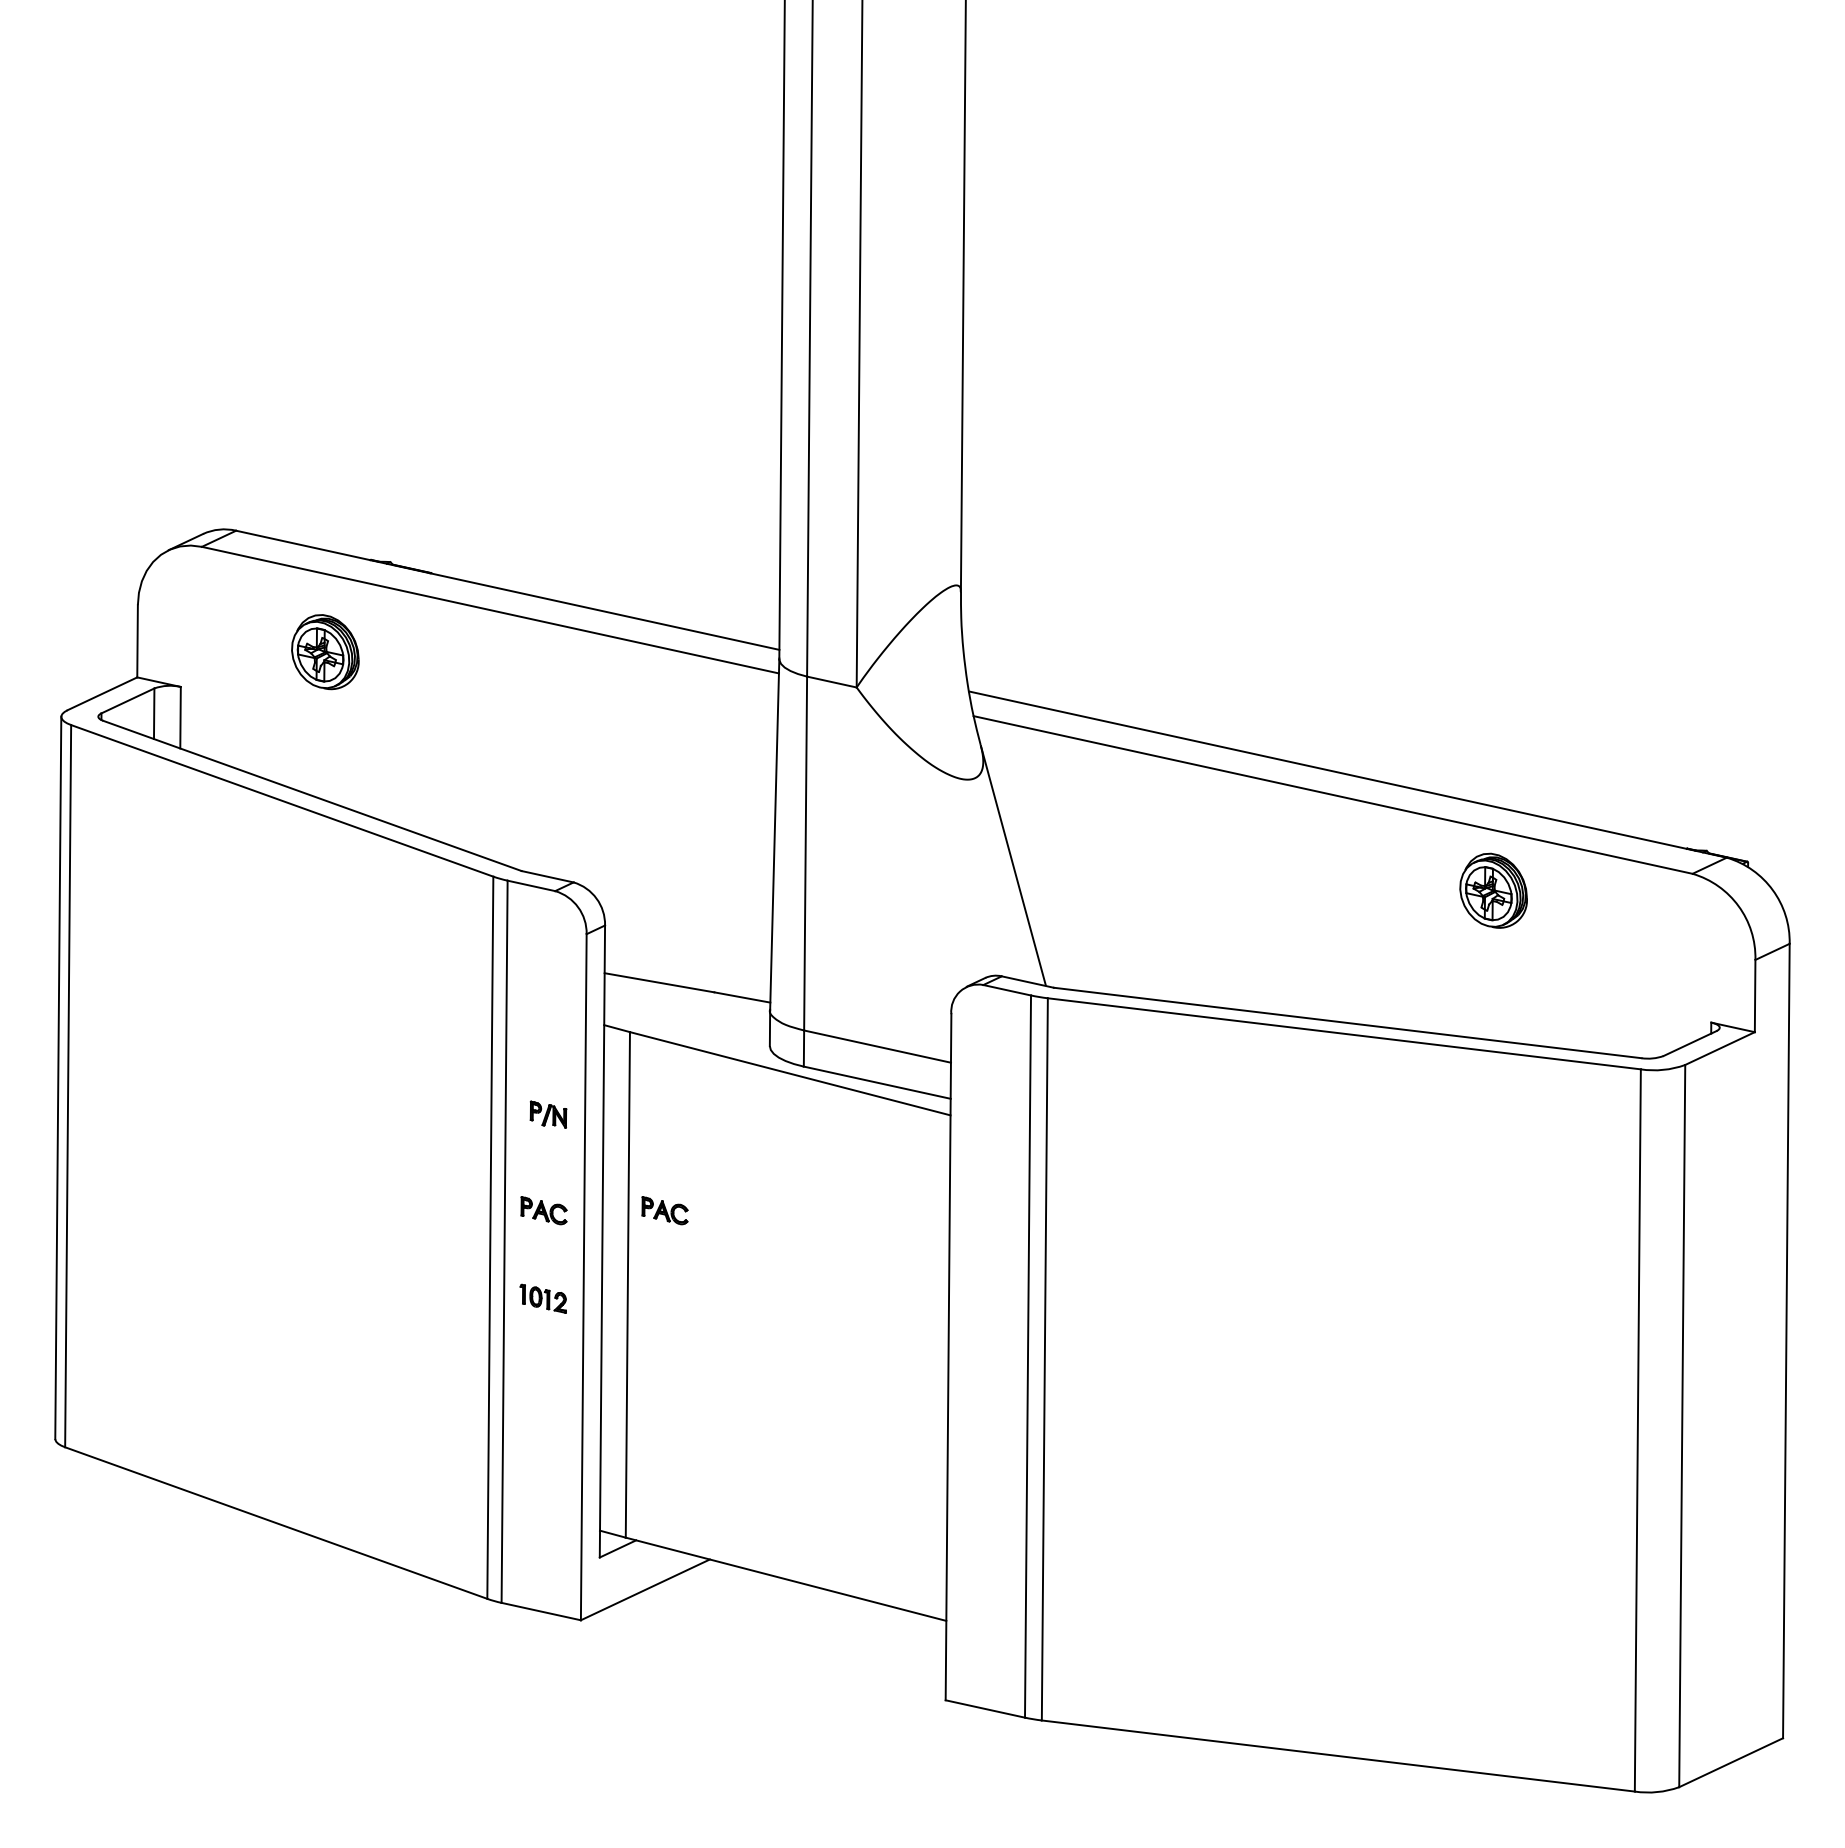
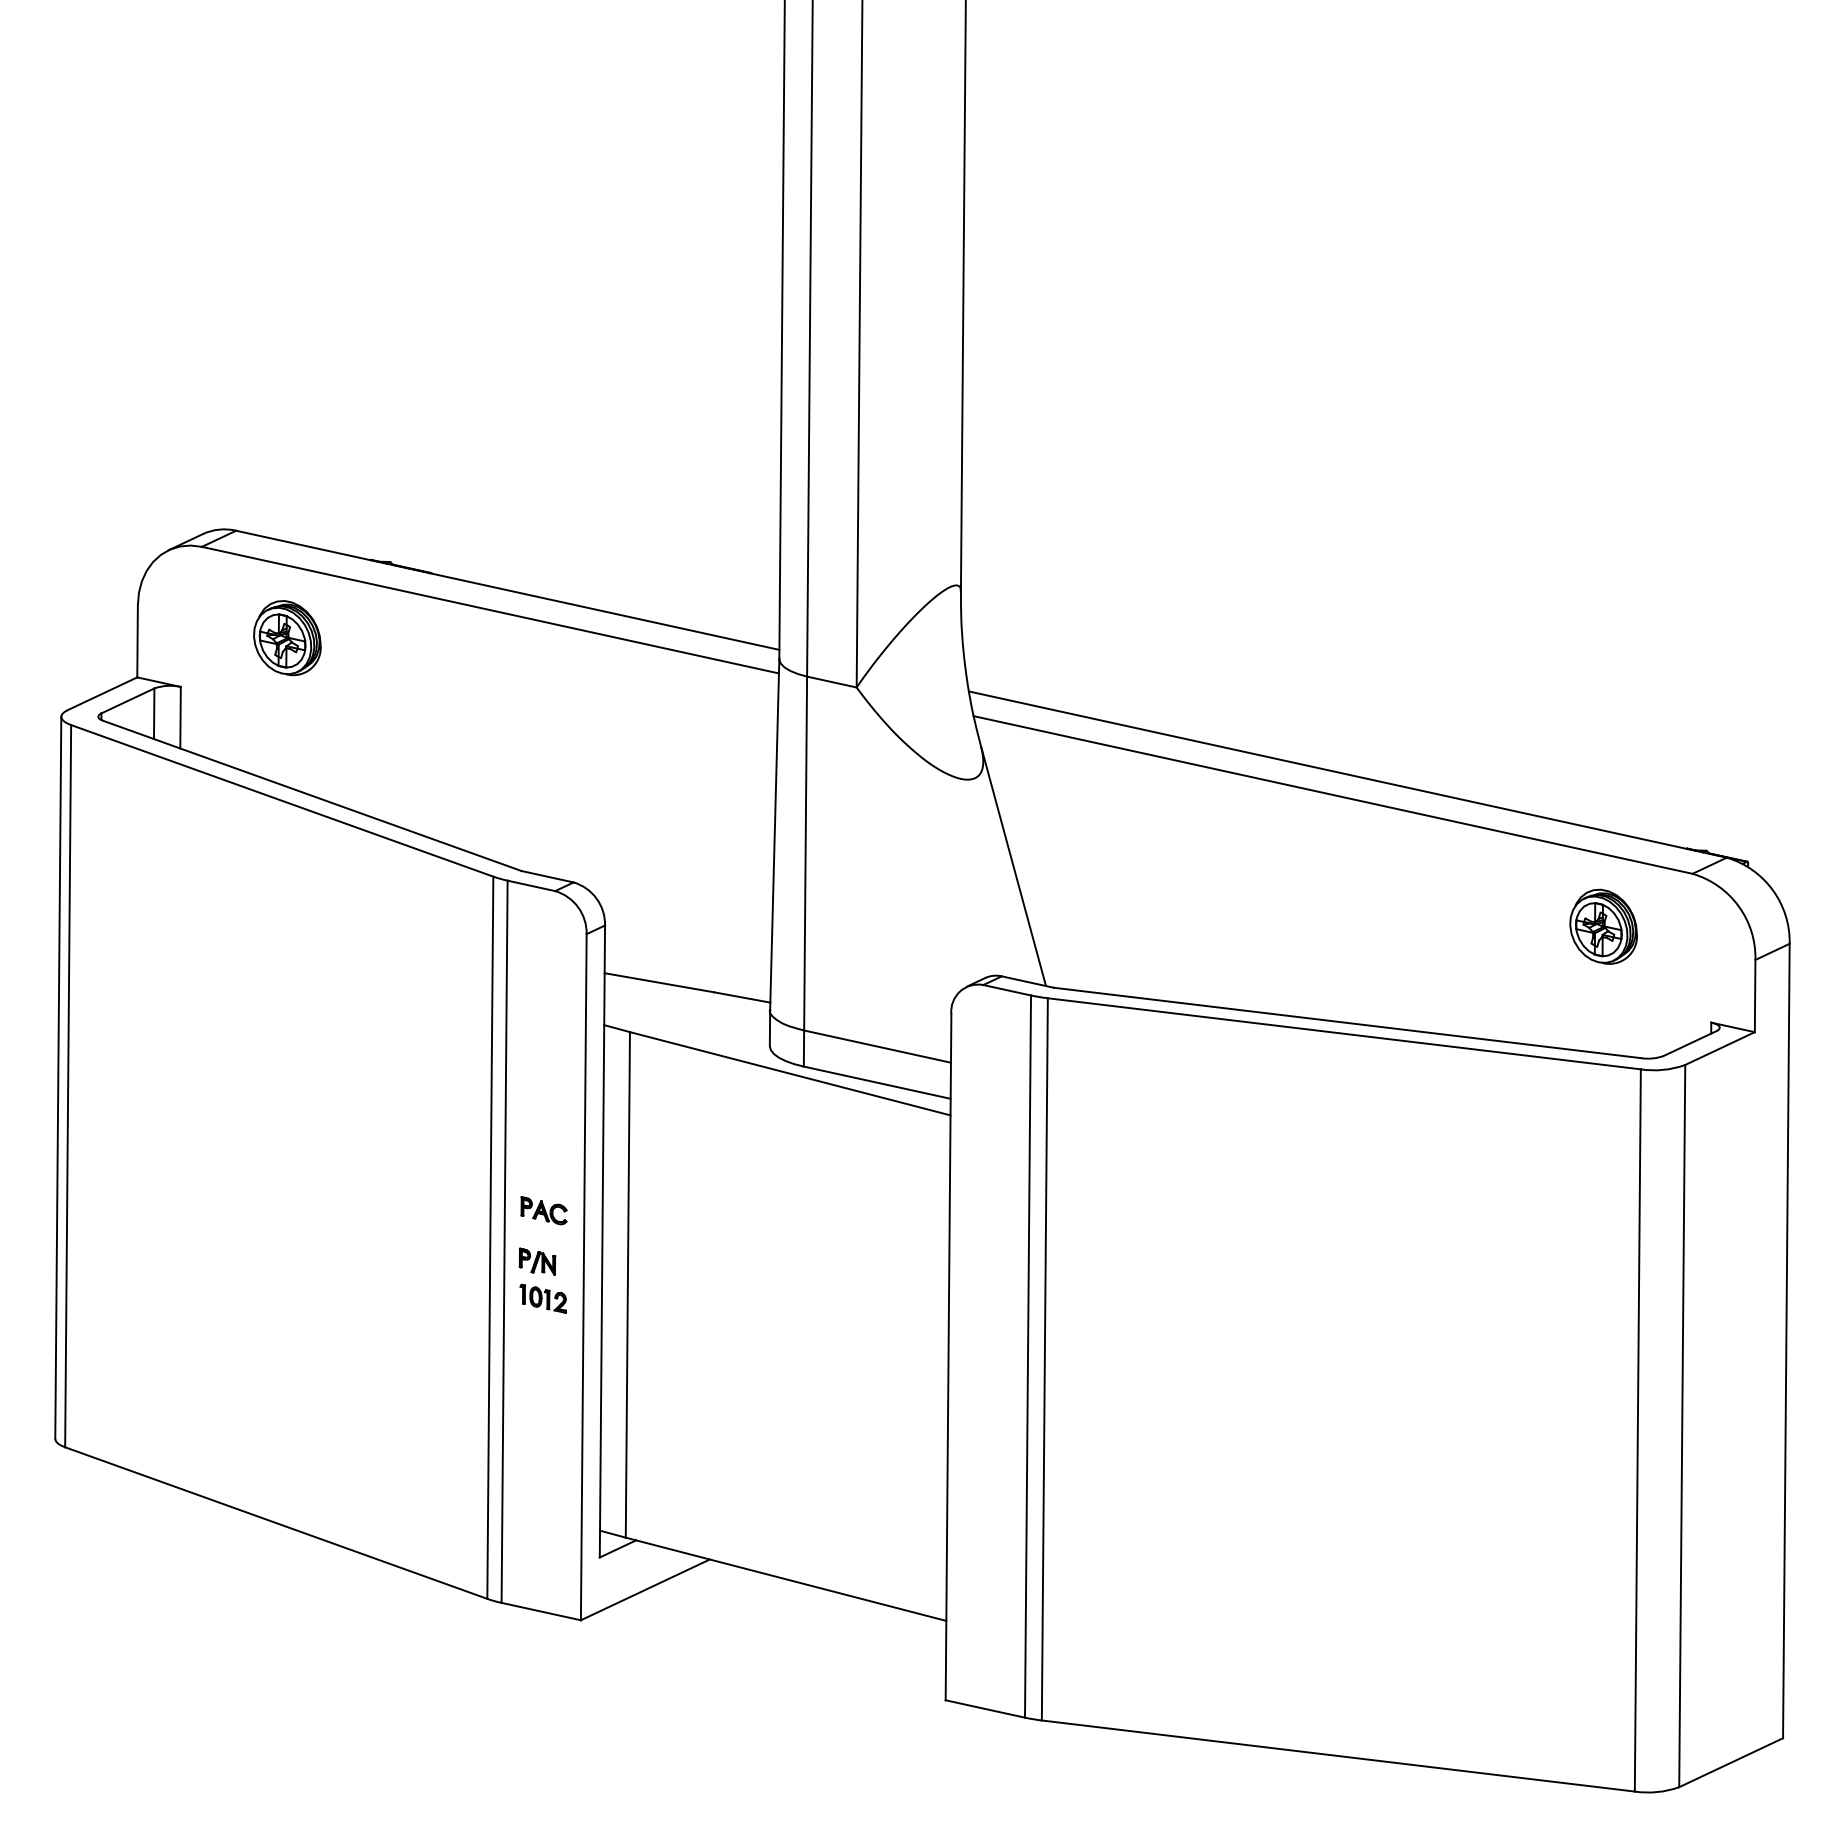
part position: (325, 652) -> (287, 638) (287, 638)
part position: (1493, 890) -> (1603, 926) (1603, 926)
part position: (548, 1114) -> (537, 1261) (537, 1261)
part: present -> none (664, 1210)
